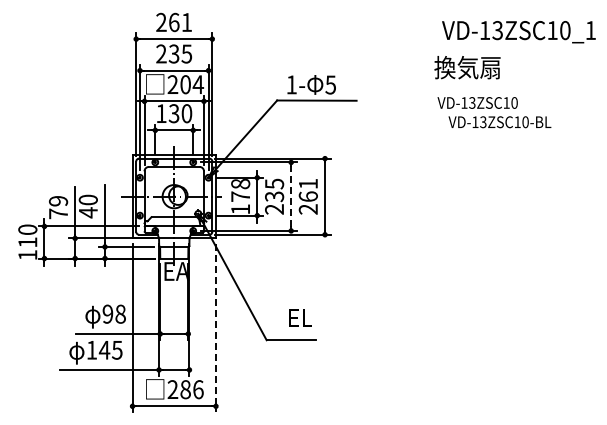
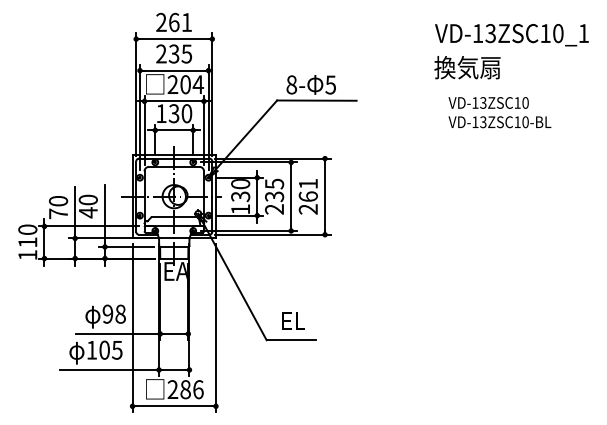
text position: (518, 32) -> (511, 35) (511, 35)
text: 1- -> 8- (291, 84)
text position: (477, 102) -> (488, 102) (488, 102)
text: 178 -> 130 (240, 190)
line: dashed -> solid (291, 196)
text: 79 -> 70 (58, 201)
text position: (300, 317) -> (293, 320) (293, 320)
line: dashed -> solid (215, 328)
text: 145 -> 105 (104, 349)
